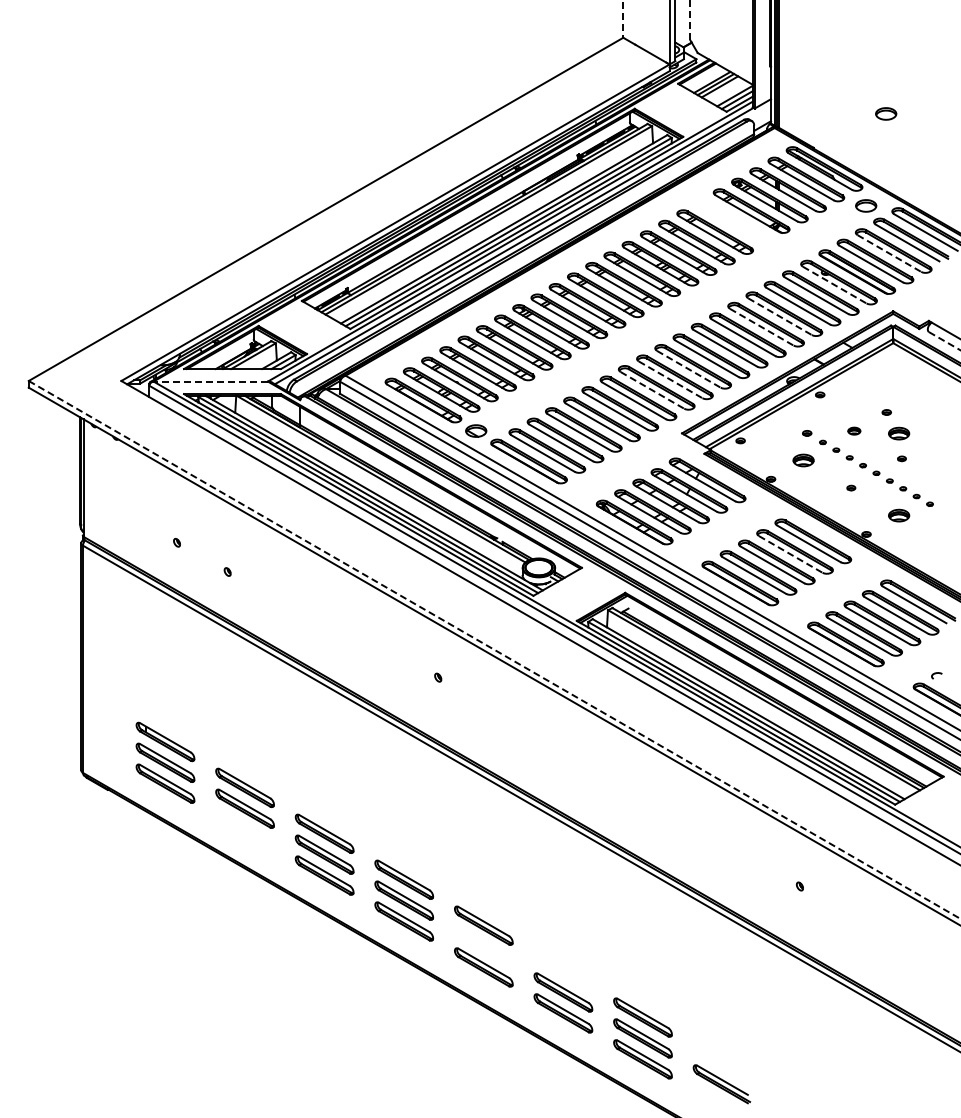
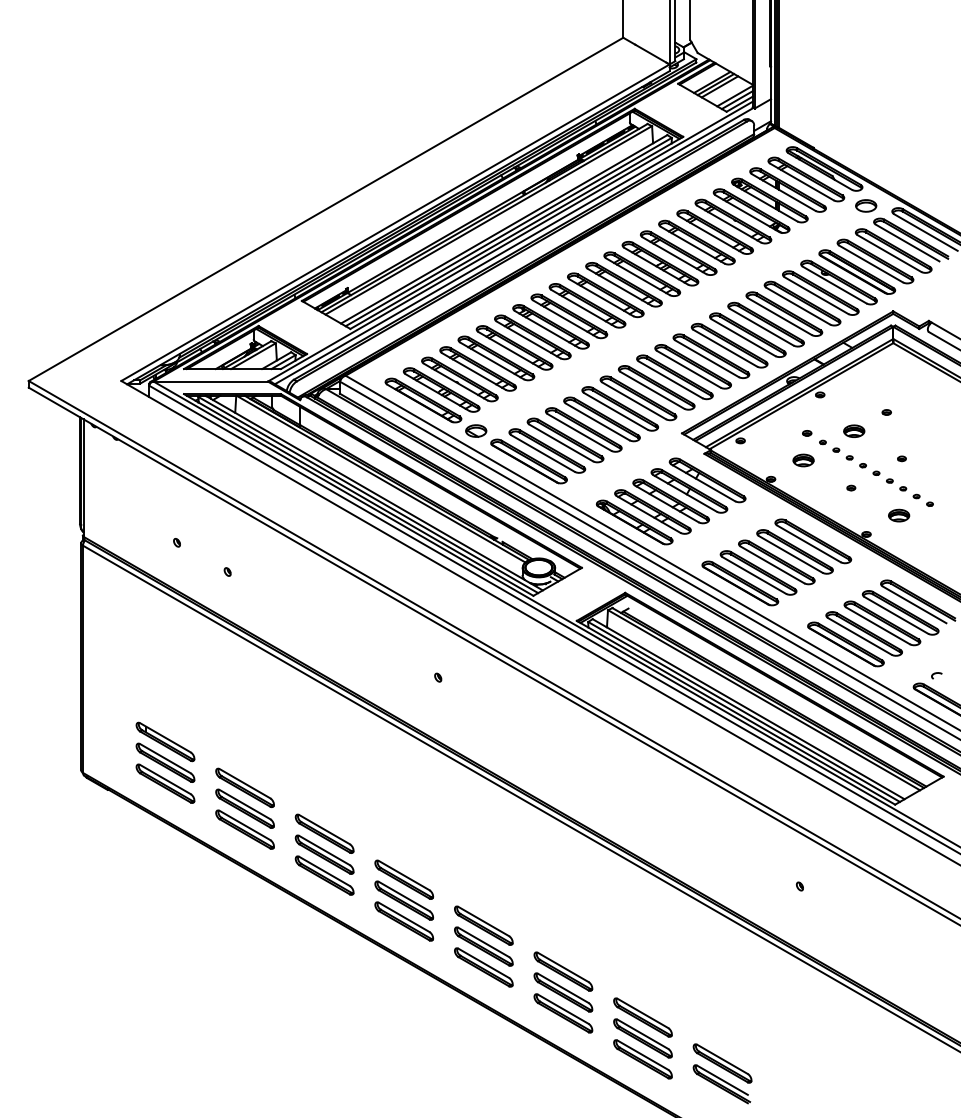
line: dashed -> solid (623, 19)
line: dashed -> solid (690, 20)
part: present -> none (886, 113)
part: none -> present (733, 221)
line: dashed -> solid (889, 253)
line: dashed -> solid (834, 285)
line: dashed -> solid (780, 316)
line: dashed -> solid (761, 327)
line: dashed -> solid (945, 341)
line: dashed -> solid (688, 369)
line: dashed -> solid (670, 379)
line: dashed -> solid (210, 381)
line: dashed -> solid (652, 390)
part size: 15x10 px -> 23x14 px (854, 430)
part: present -> none (899, 433)
line: dashed -> solid (790, 554)
line: dashed -> solid (494, 649)
part: none -> present (244, 829)
part: none -> present (483, 946)
part: none -> present (563, 971)
part: none -> present (722, 1063)
